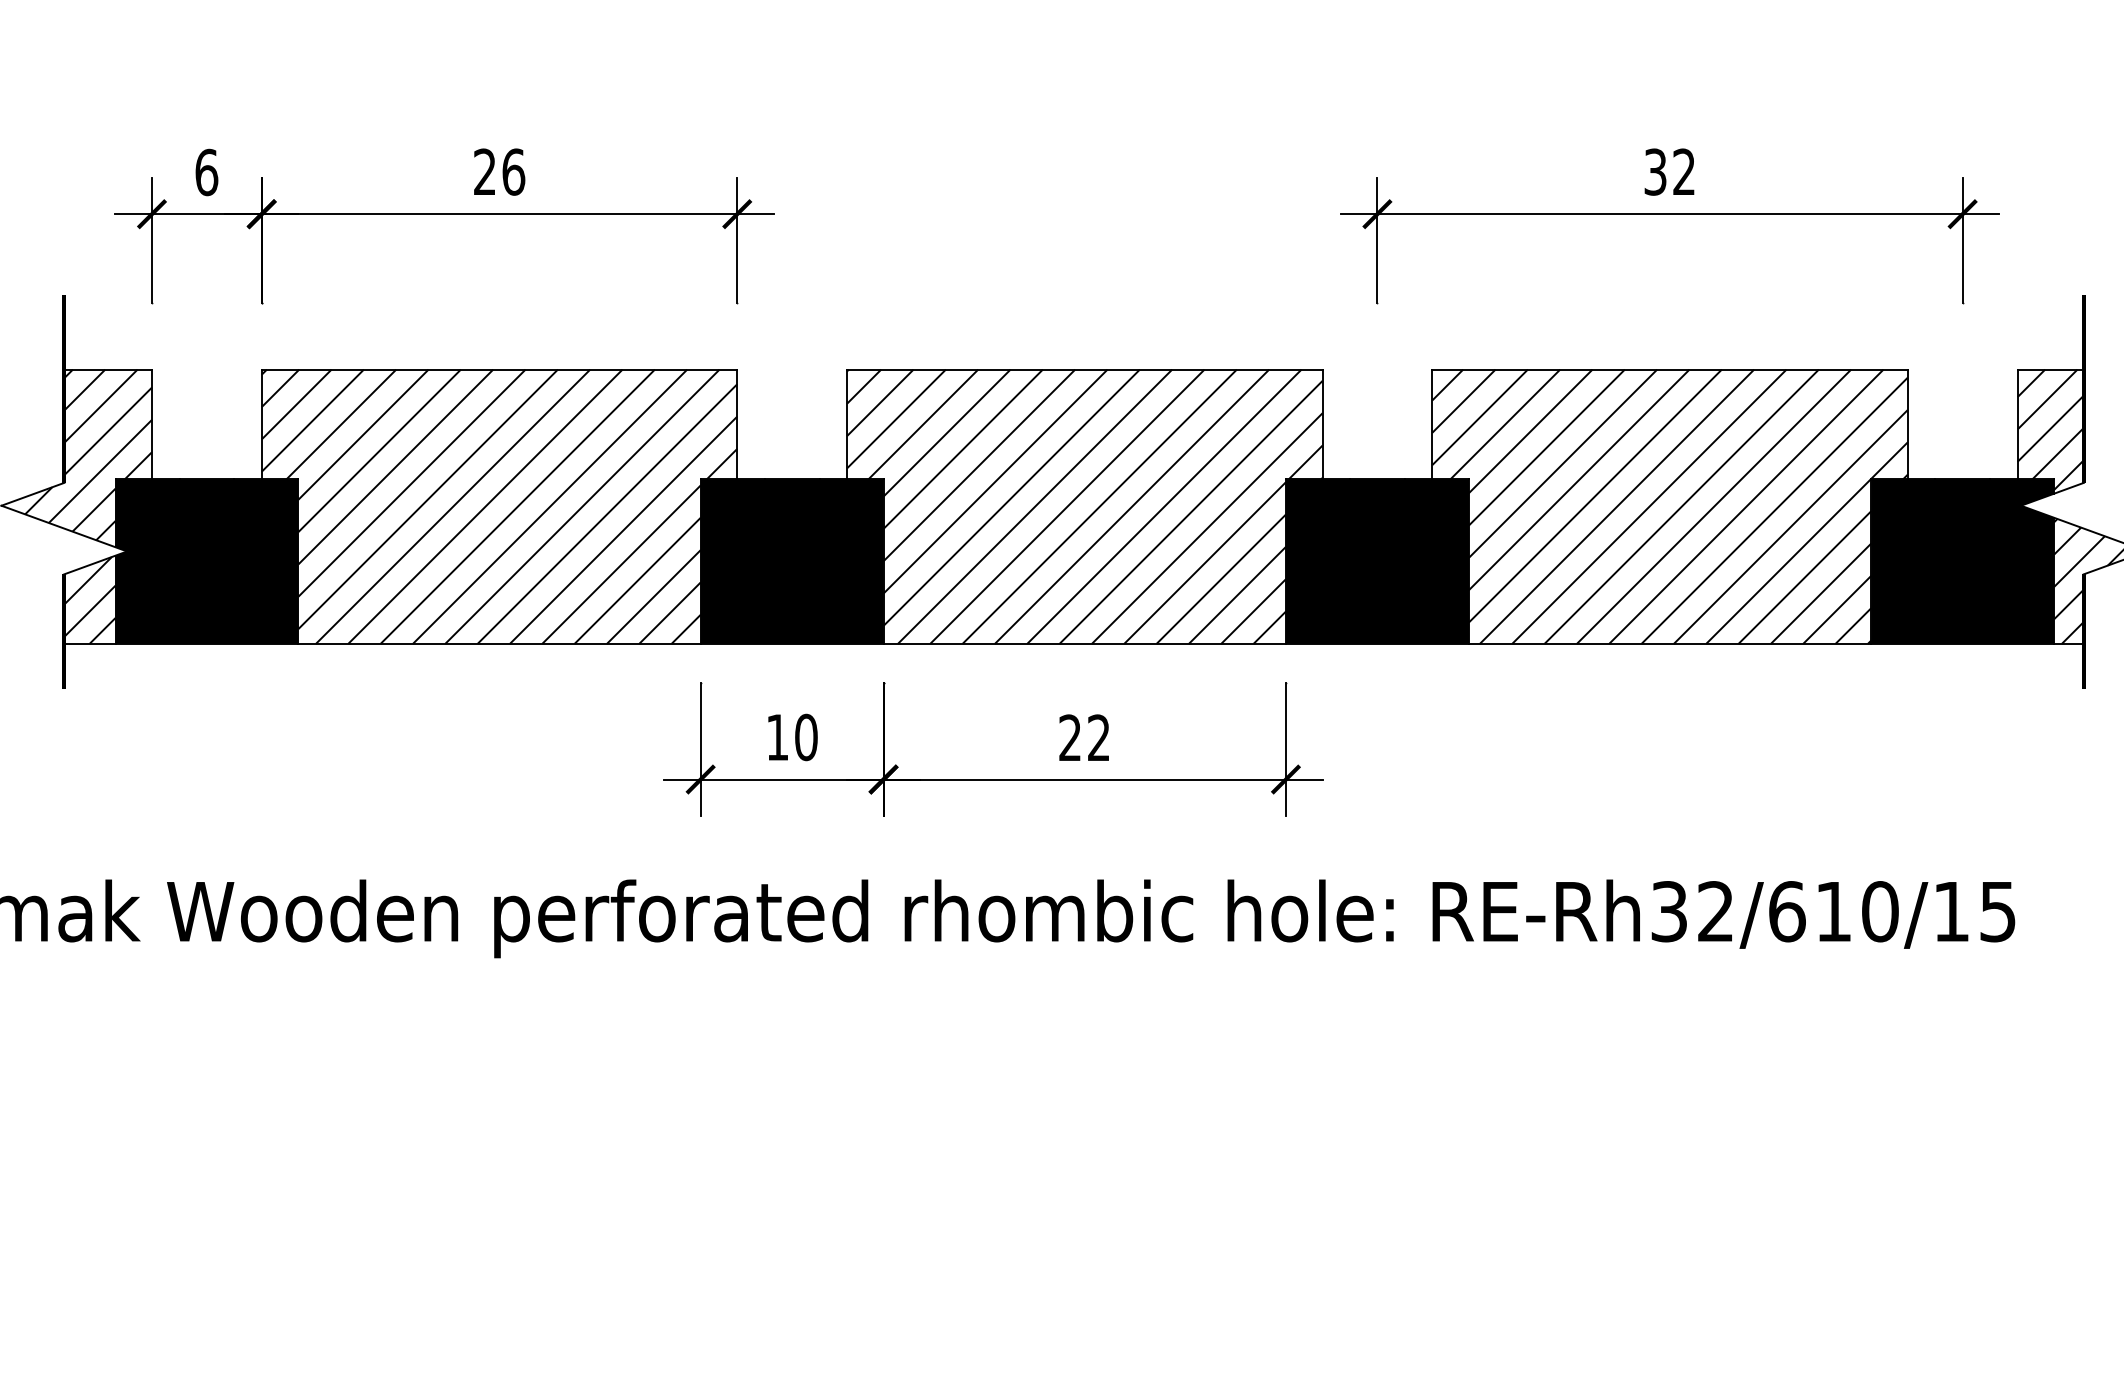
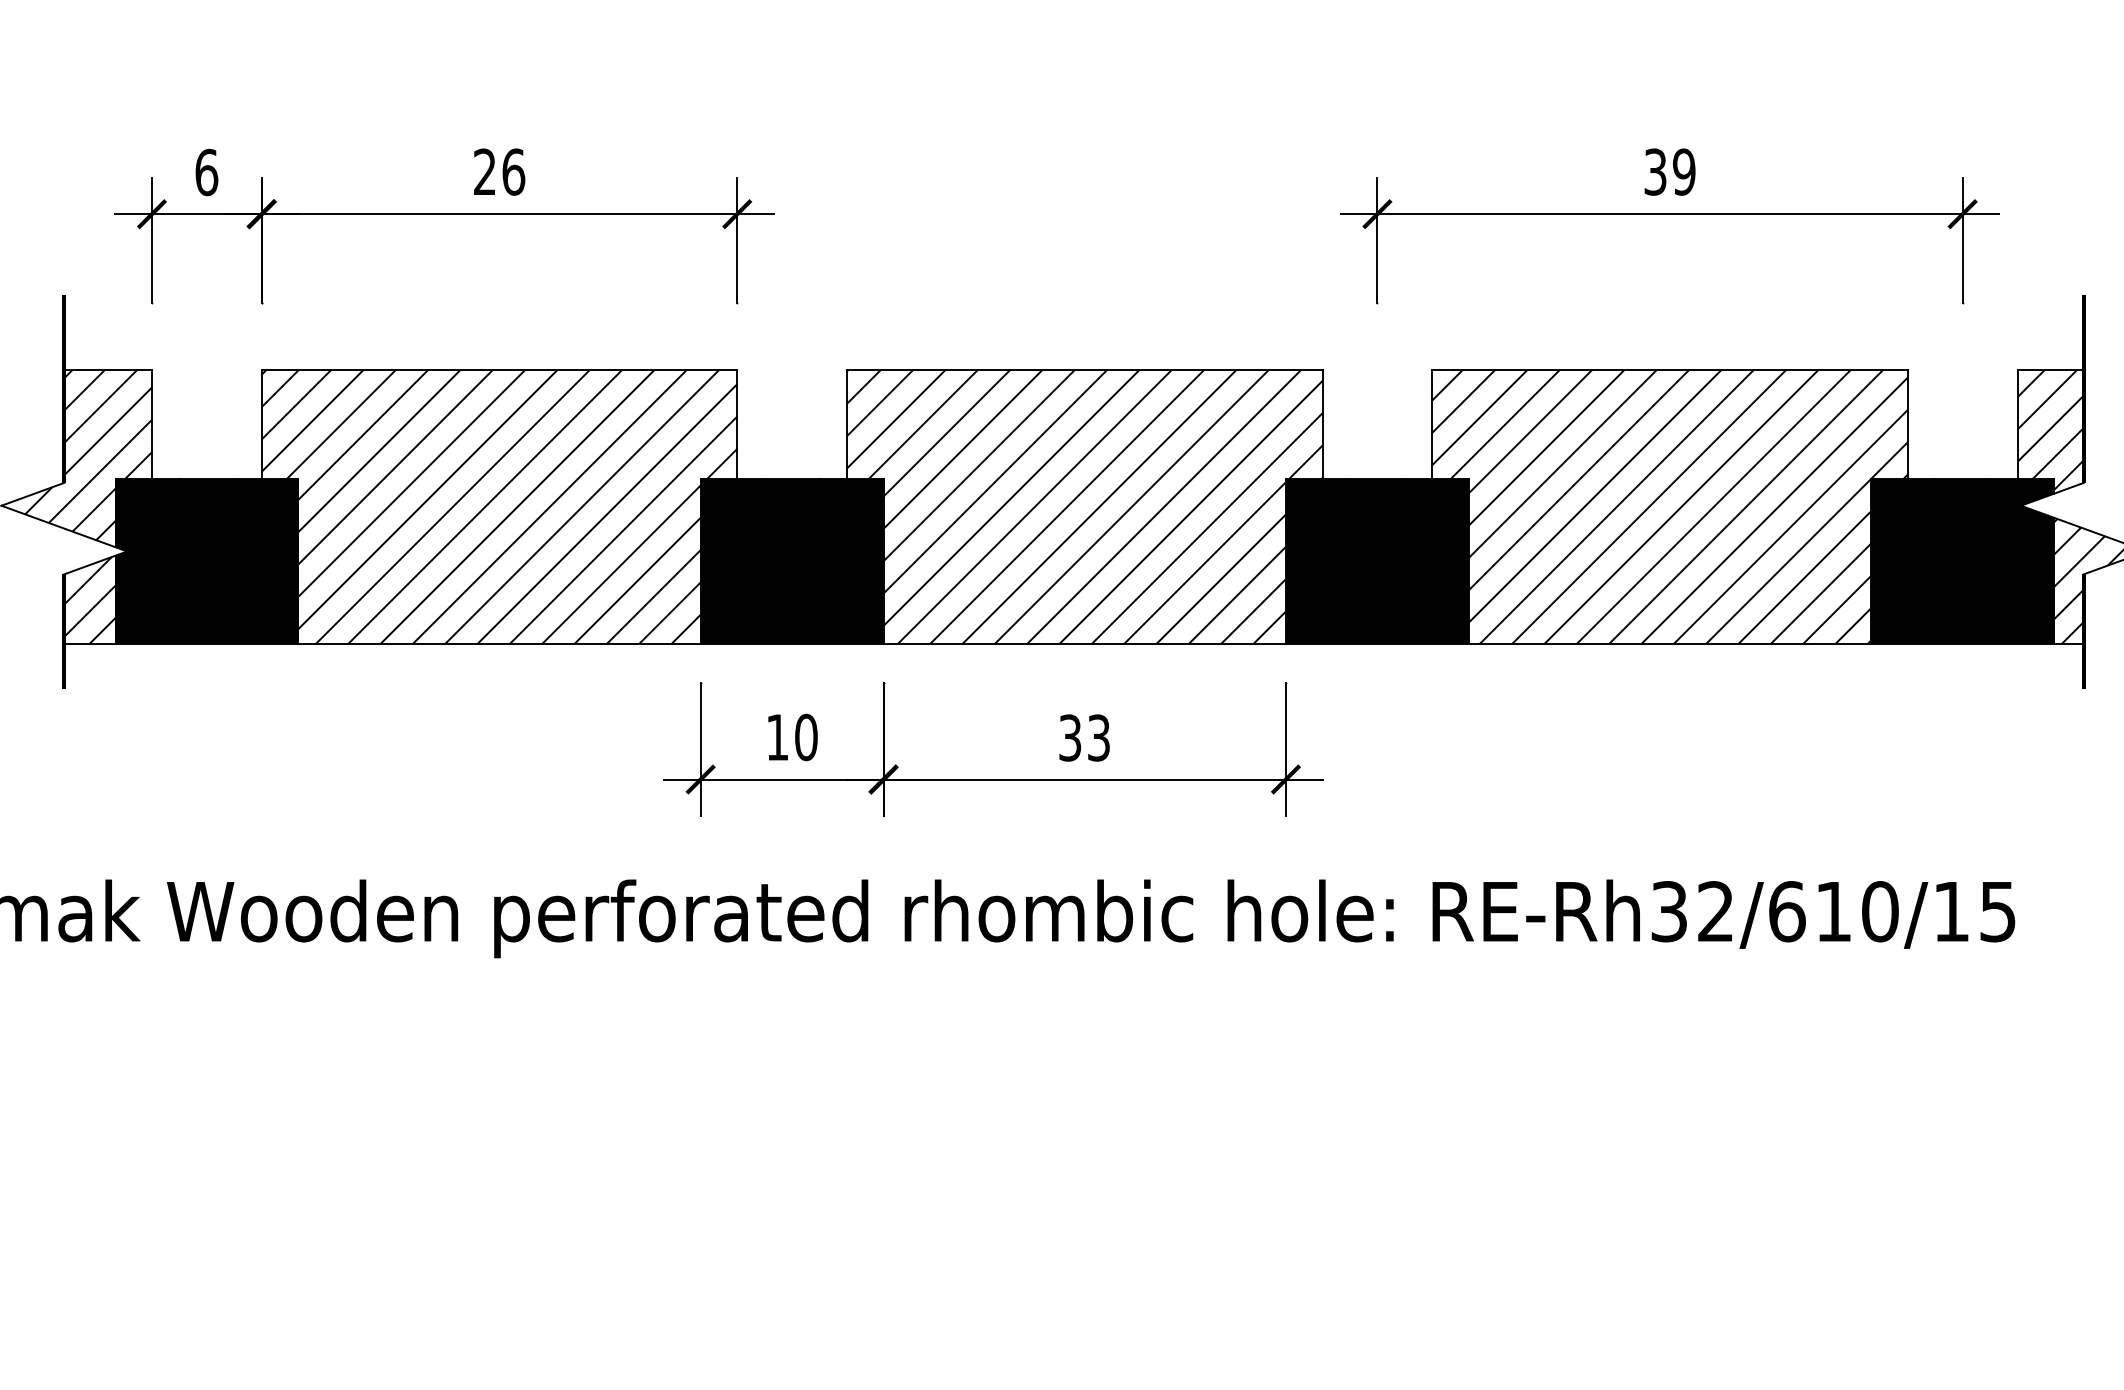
text: 32 -> 39 (1684, 171)
text: 22 -> 33 (1084, 737)
